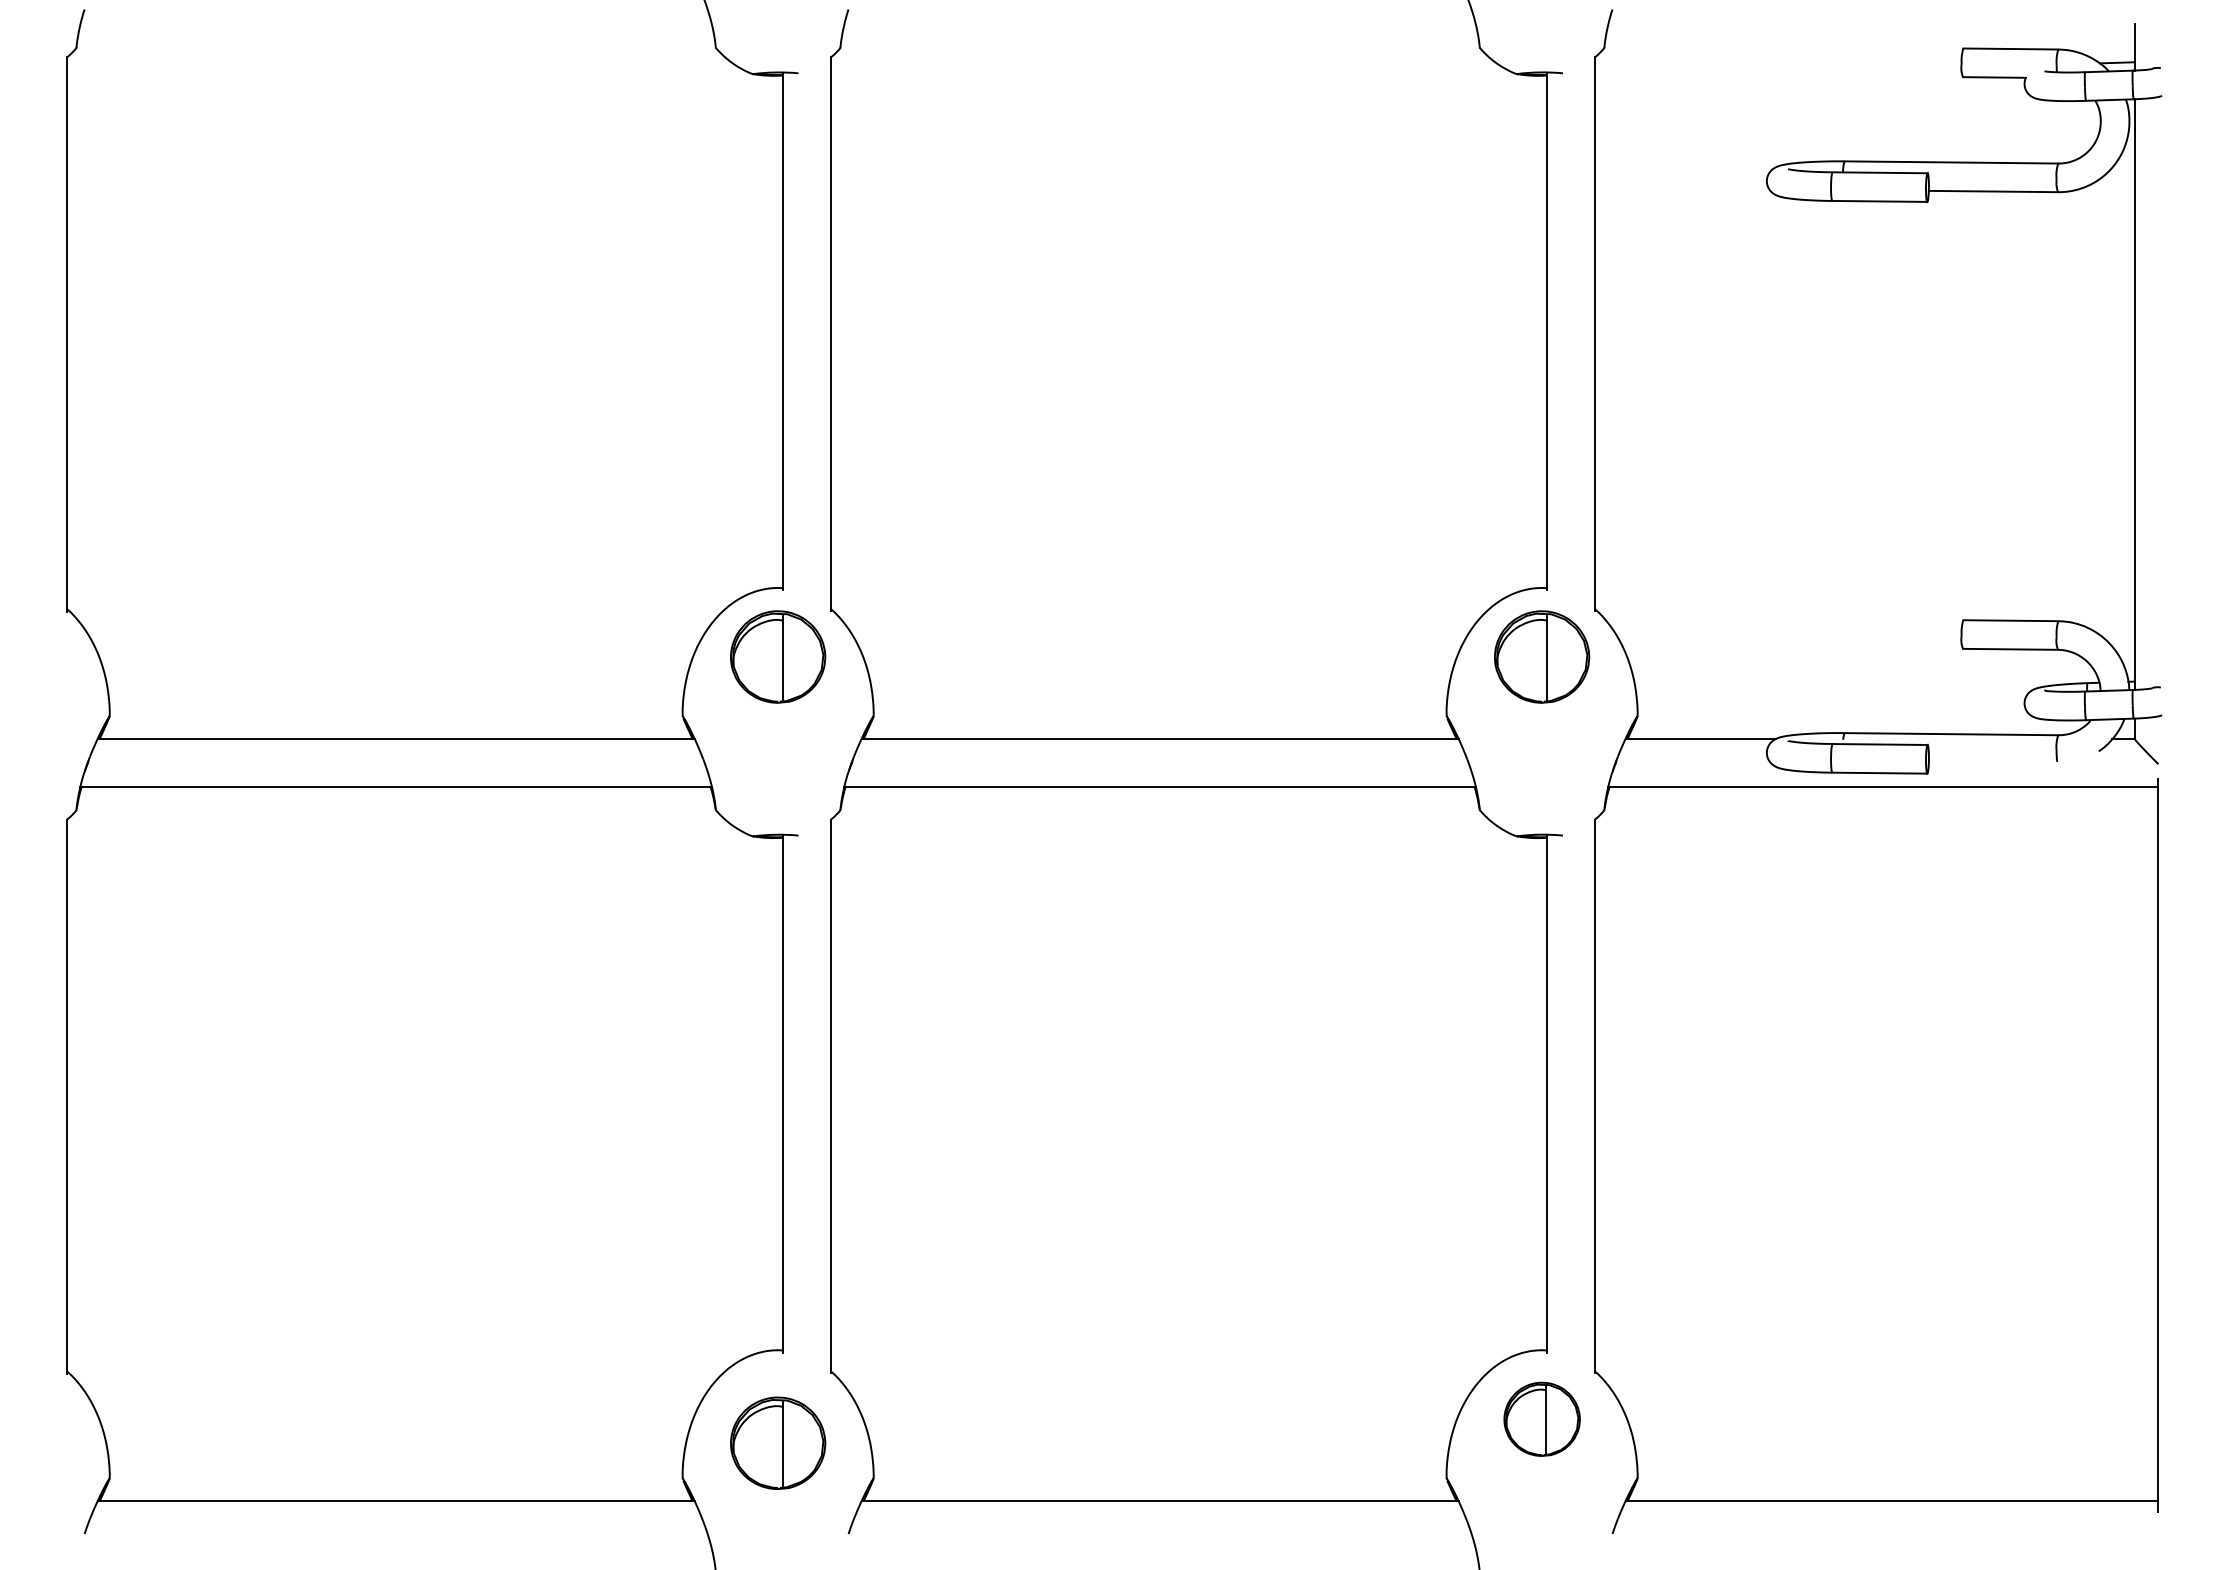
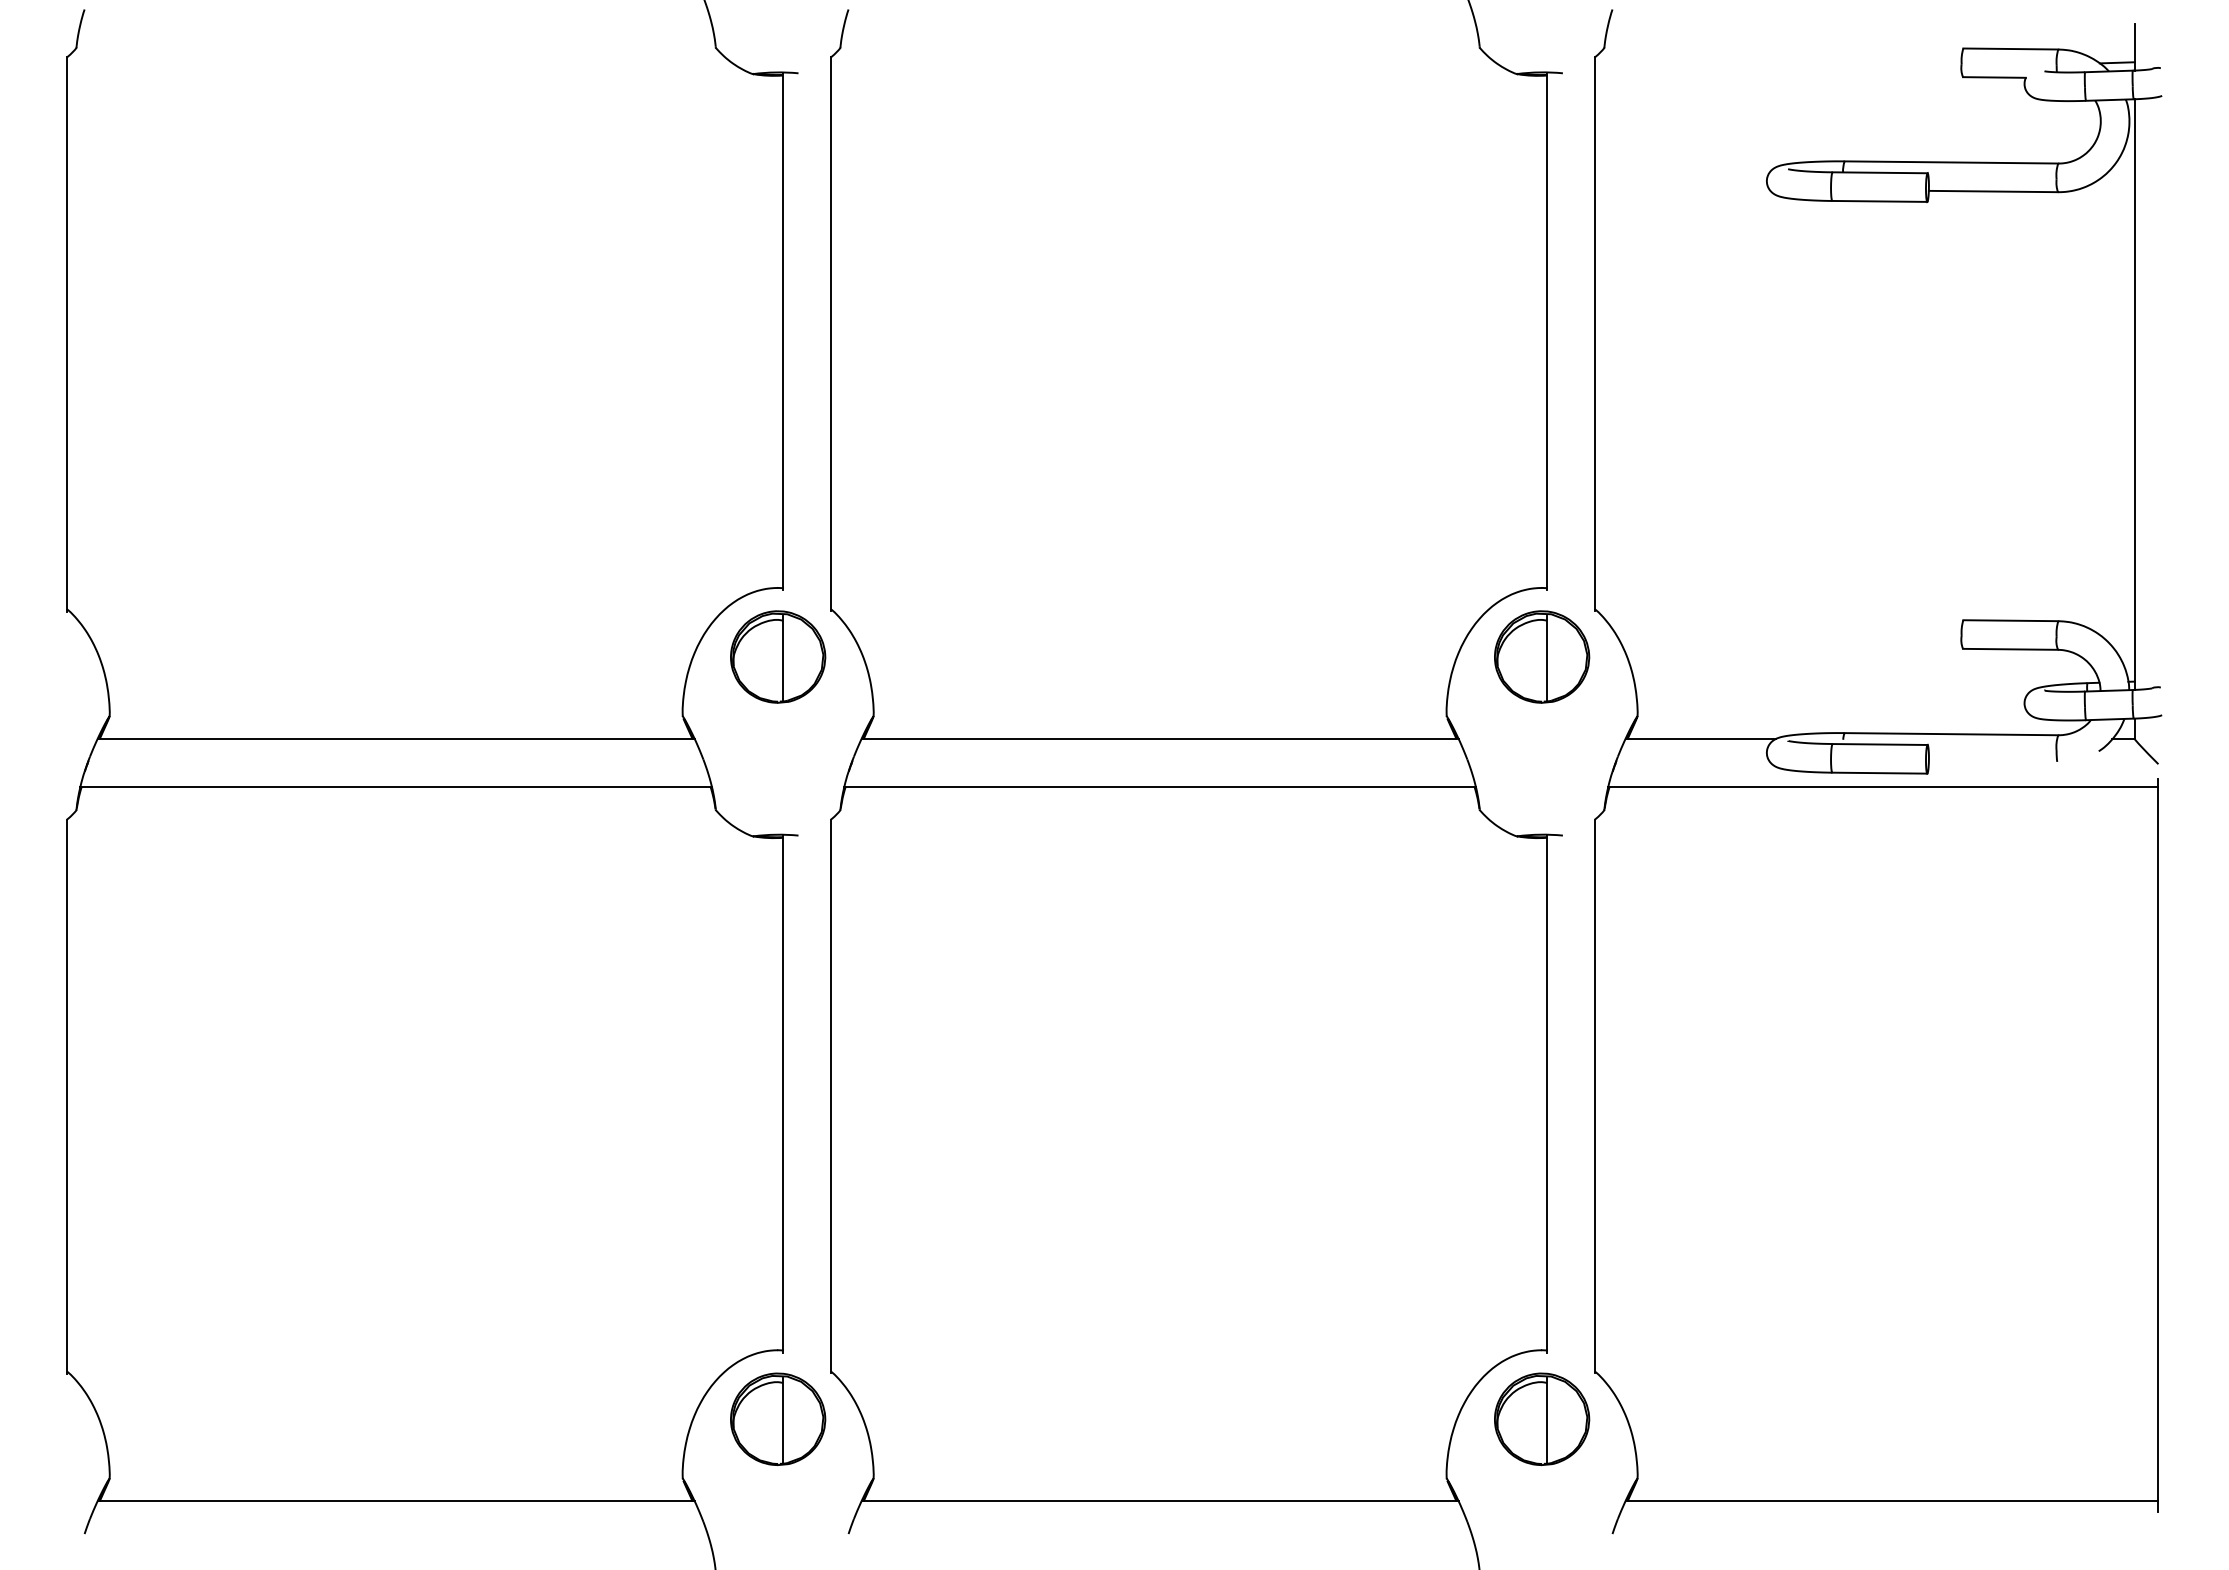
part size: 78x76 px -> 97x95 px (1542, 1419)
part position: (778, 1443) -> (778, 1419) (778, 1419)
